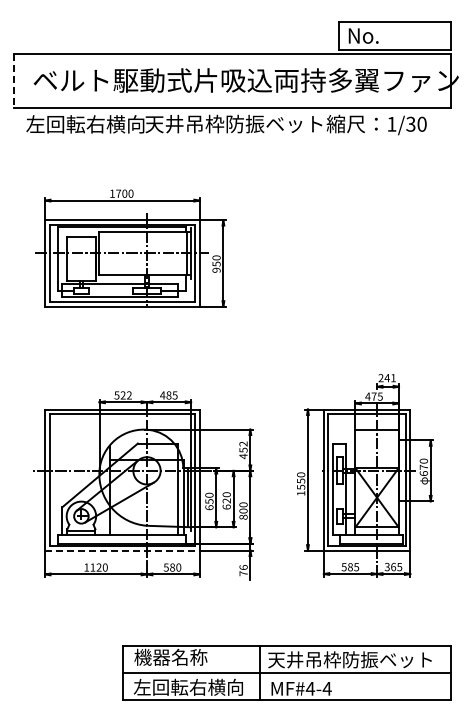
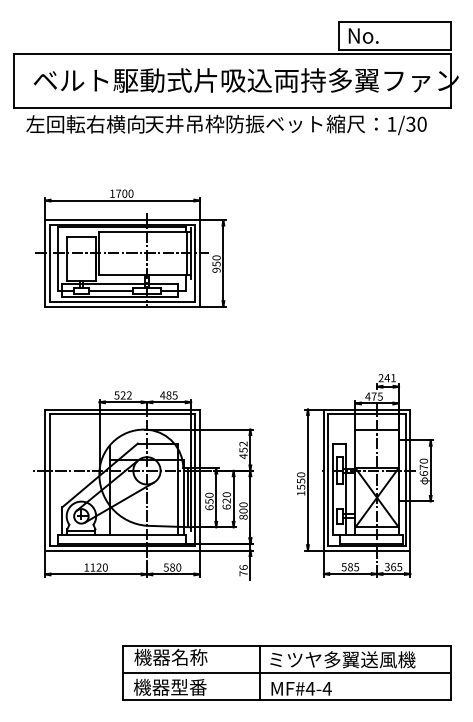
line: dashed -> solid (14, 81)
line: none -> present (110, 290)
line: dashed -> solid (122, 550)
text: 天井吊枠防振ベット -> ミツヤ多翼送風機 (349, 659)
text: 左回転右横向 -> 機器型番 (187, 686)
